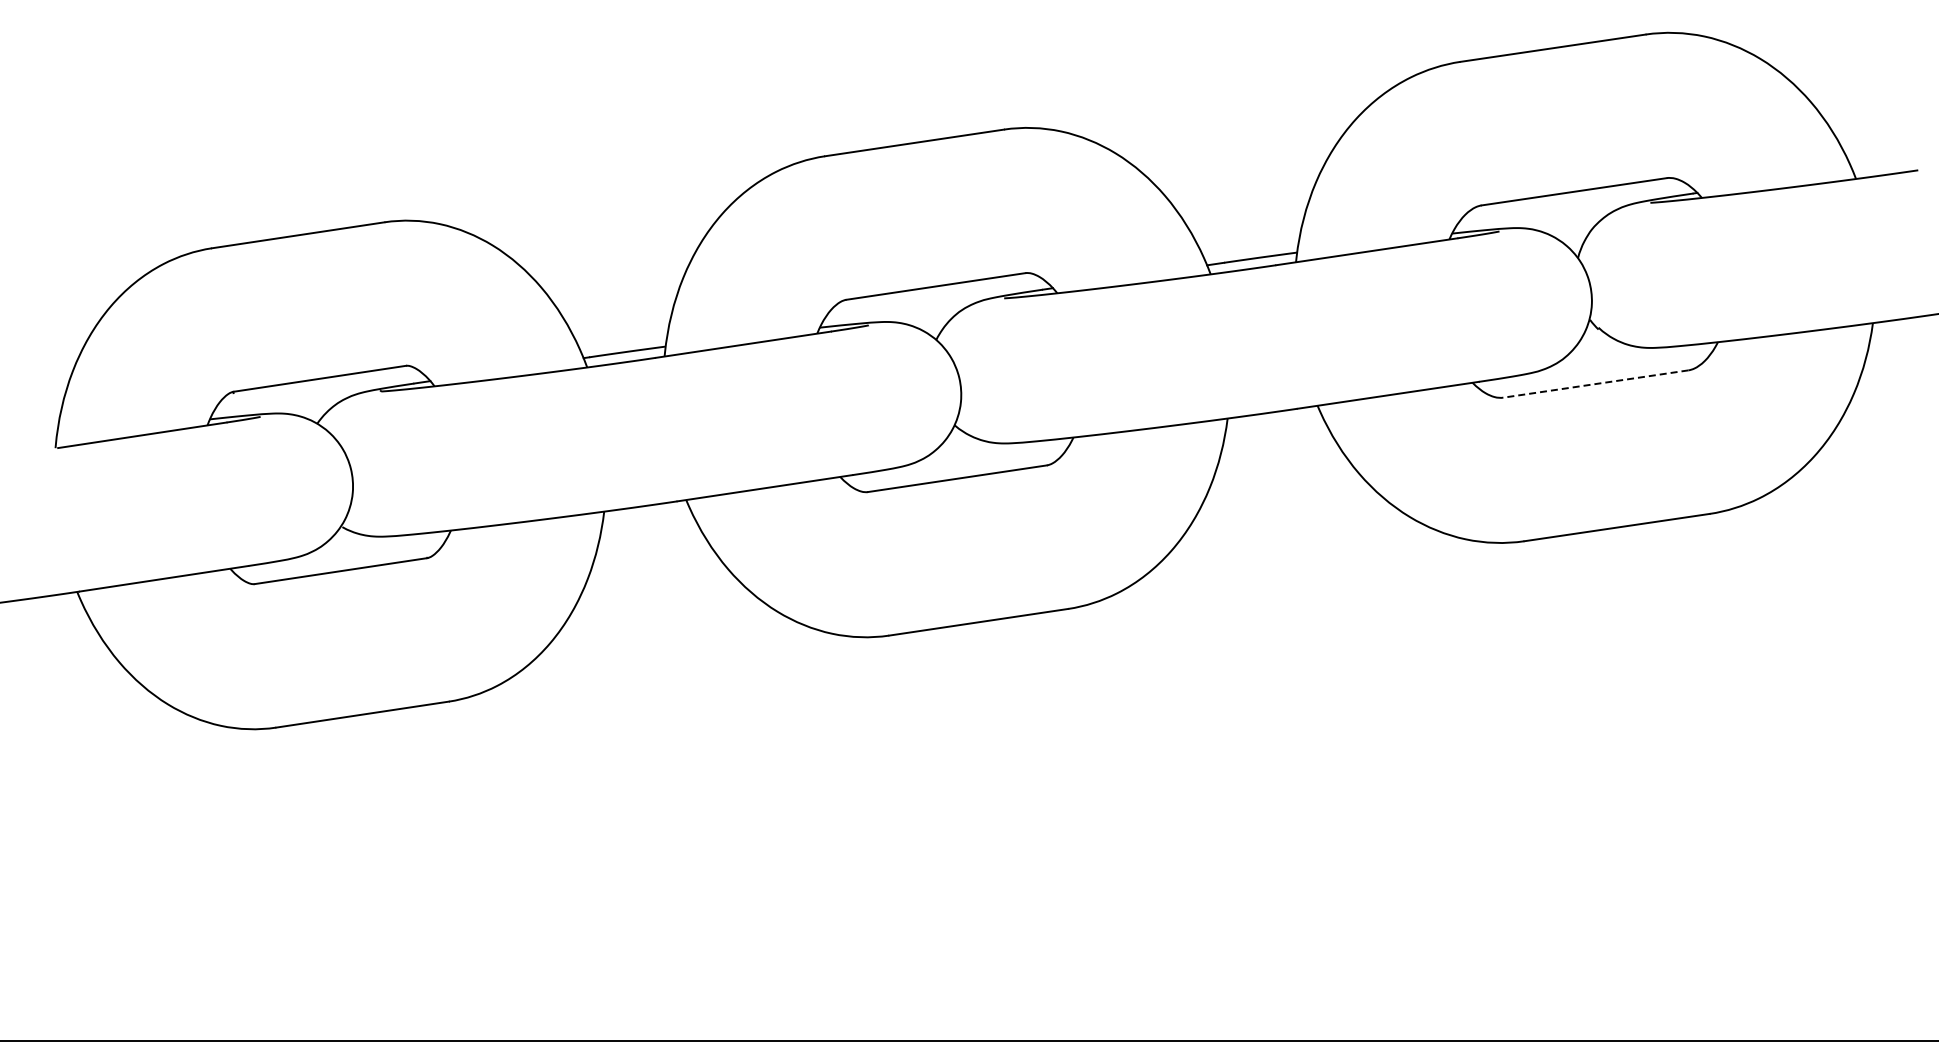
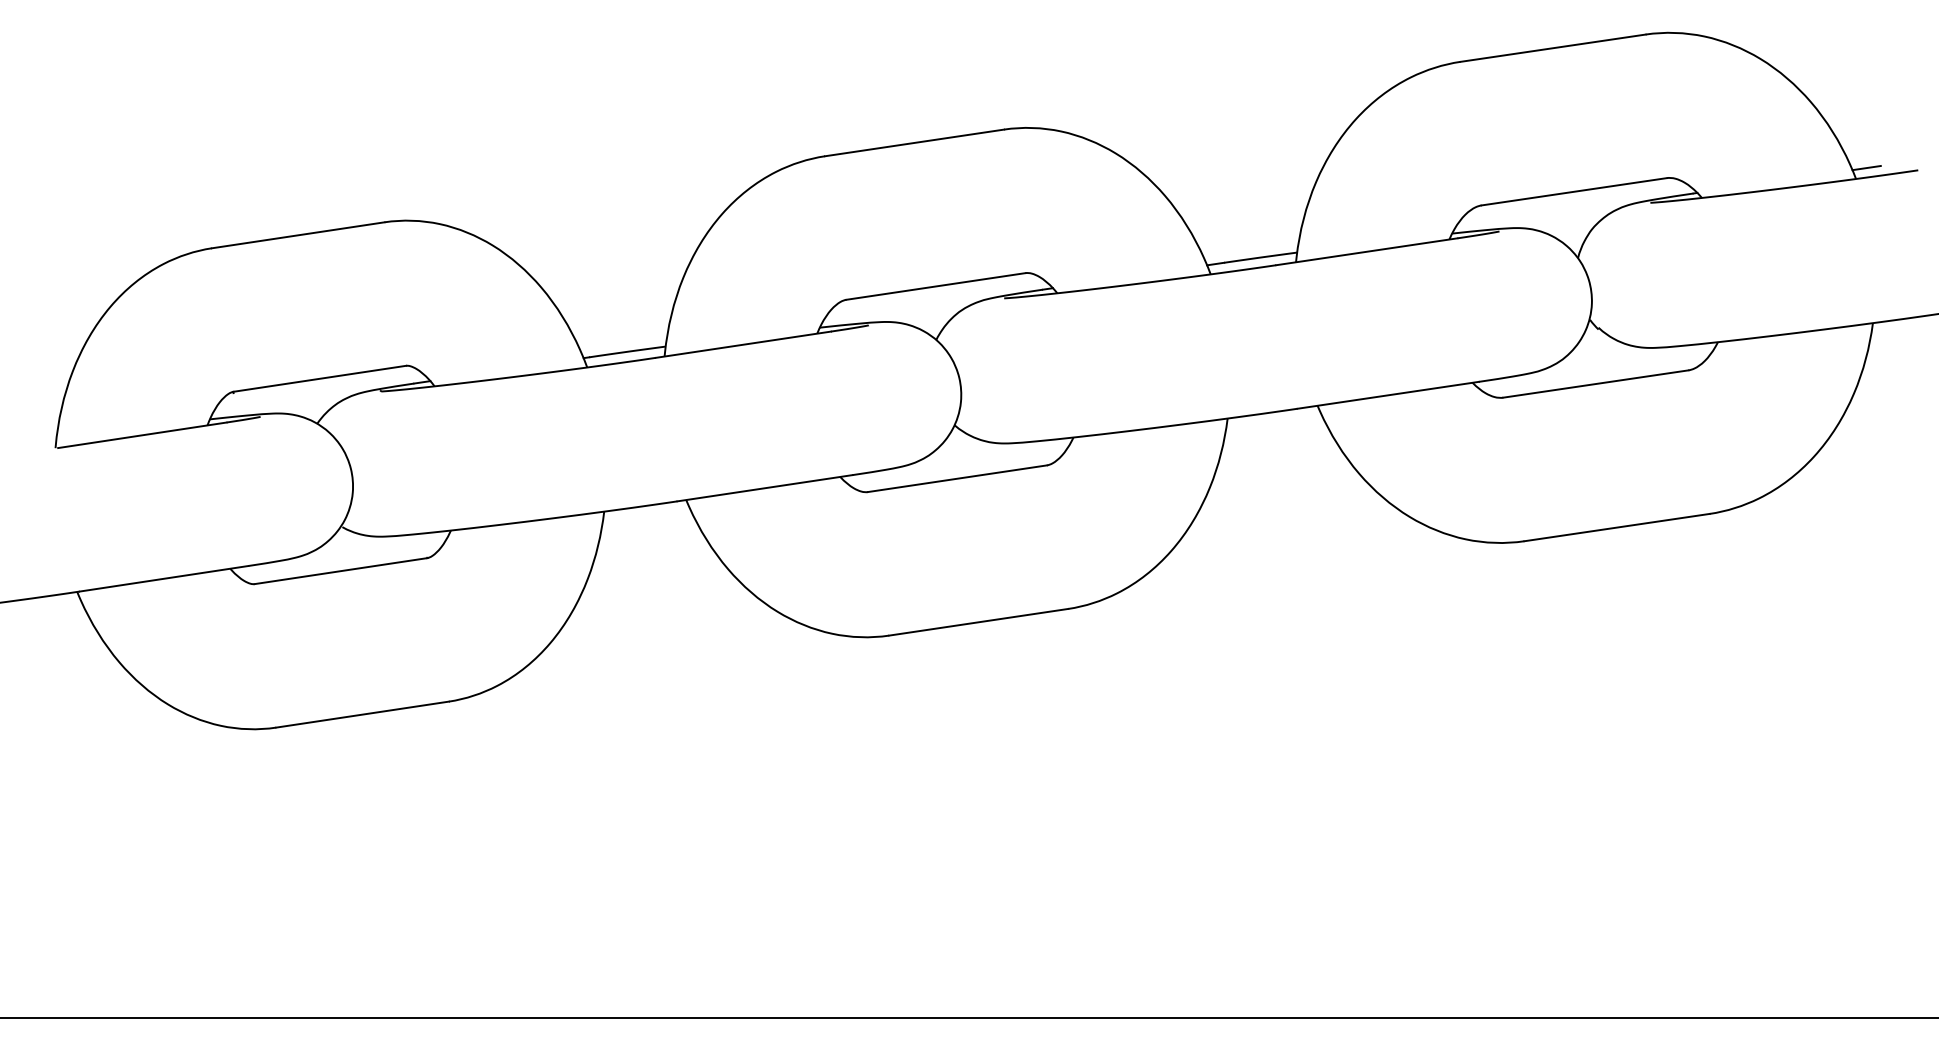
line: none -> present (1866, 168)
line: dashed -> solid (1595, 384)
line position: (968, 1041) -> (968, 1018) (968, 1018)
